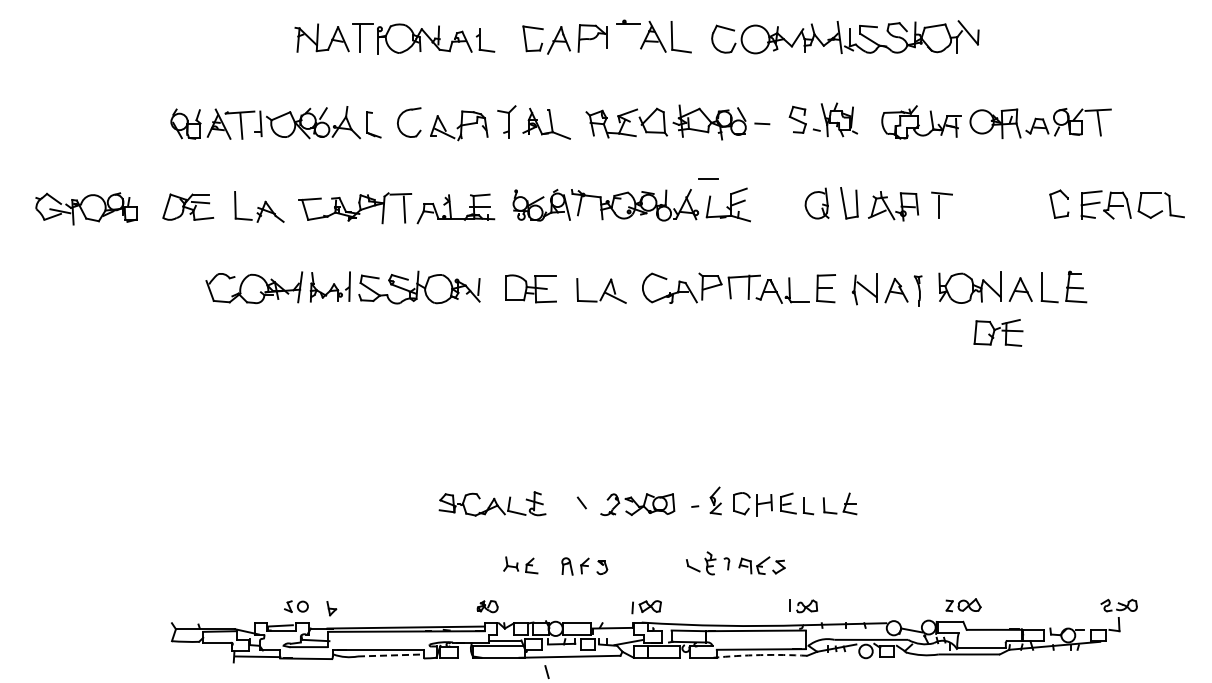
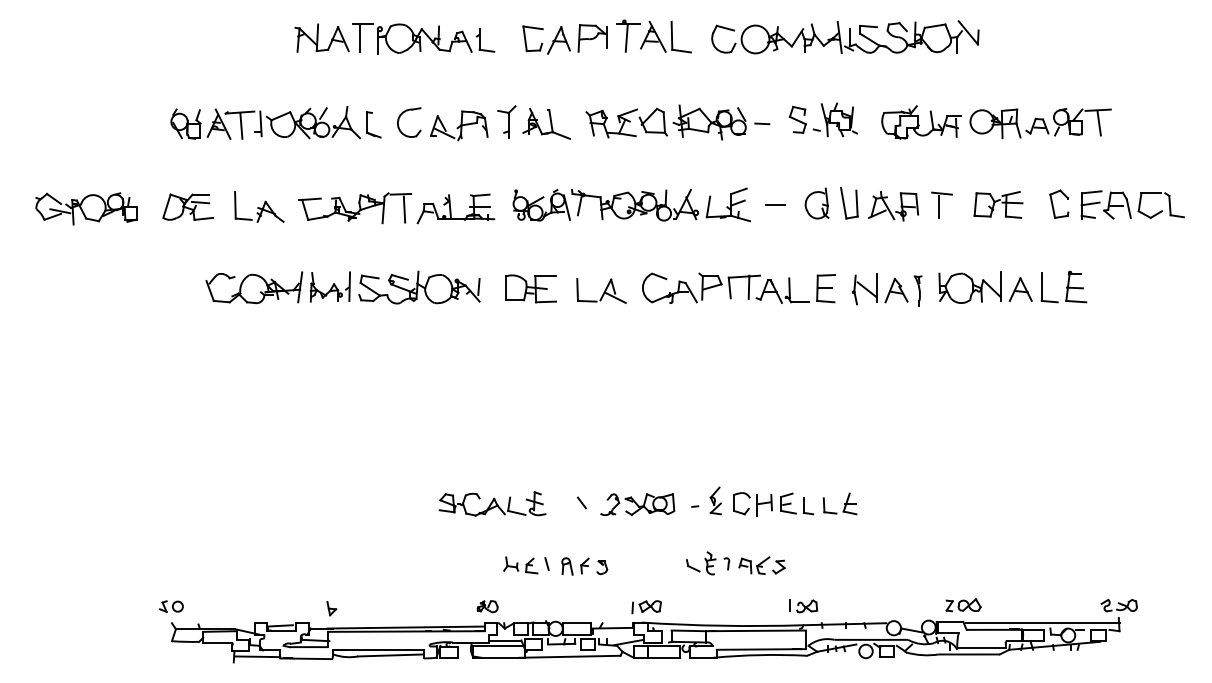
line: none -> present (626, 37)
line position: (708, 178) -> (775, 204) (775, 204)
part position: (998, 332) -> (998, 204) (998, 204)
part position: (296, 606) -> (171, 606) (171, 606)
line: none -> present (1042, 623)
line: dashed -> solid (390, 655)
arc: dashed -> solid (760, 655)
line position: (546, 672) -> (546, 564) (546, 564)
